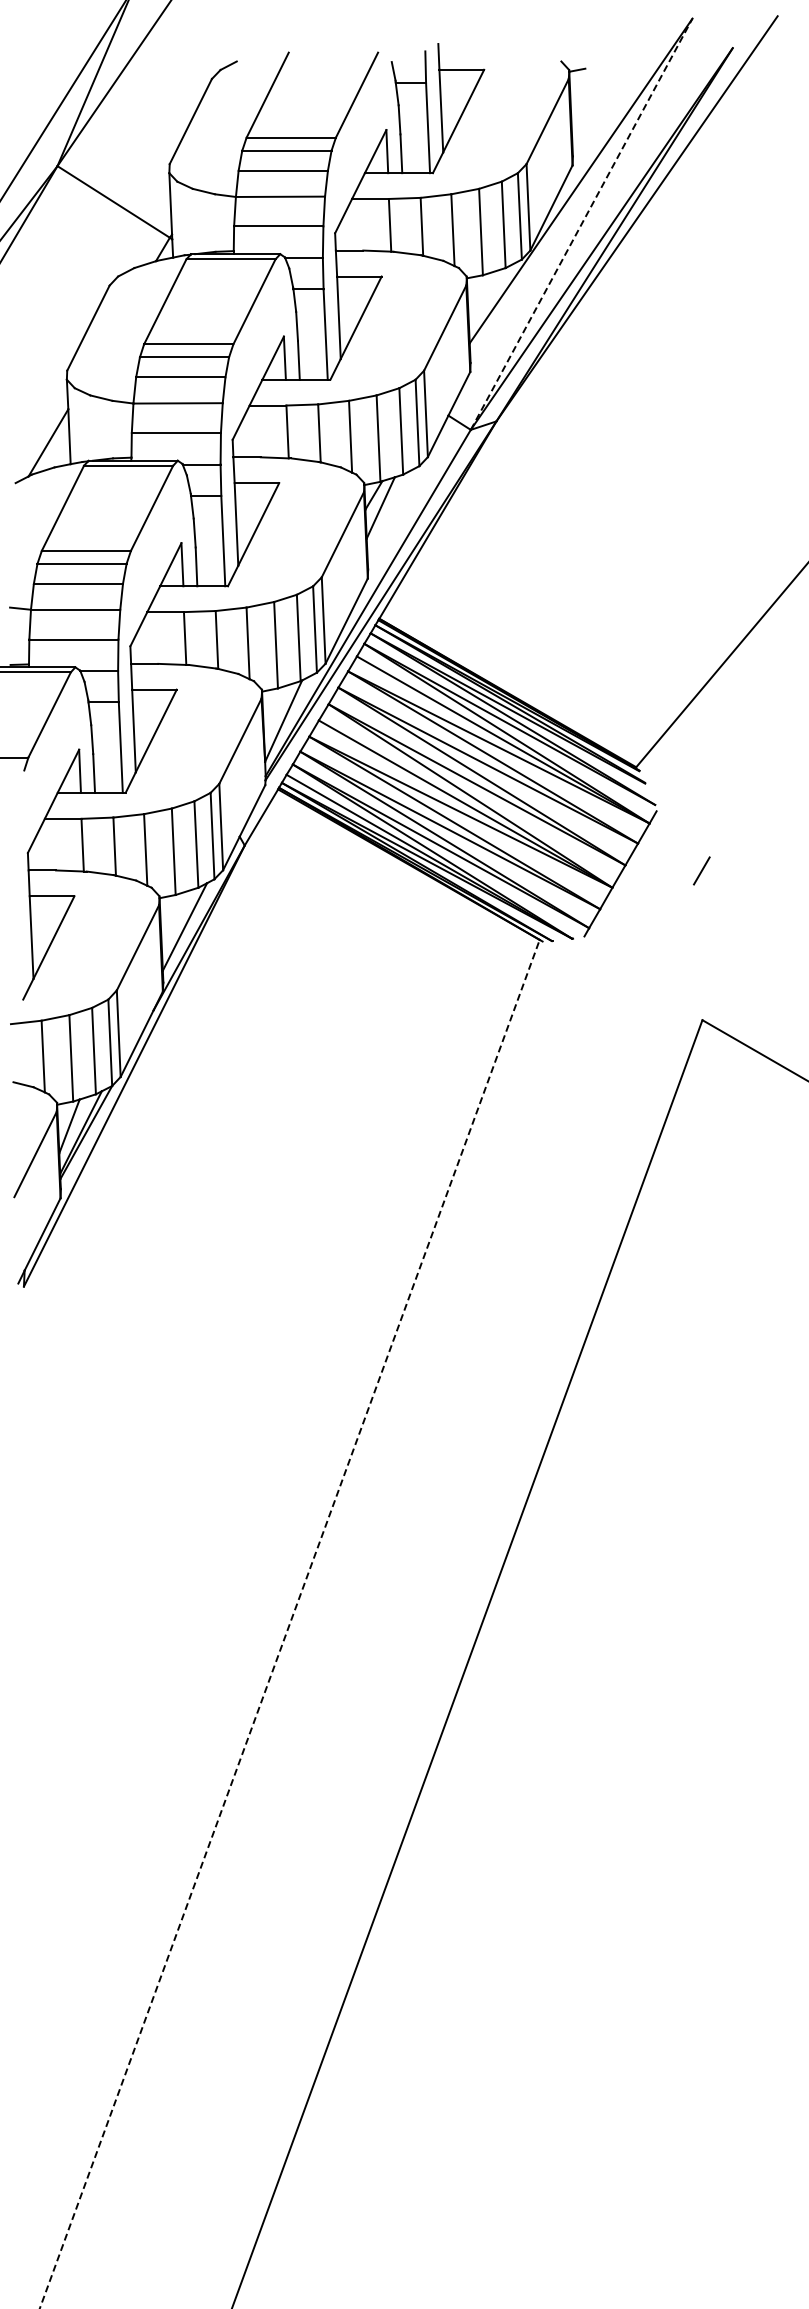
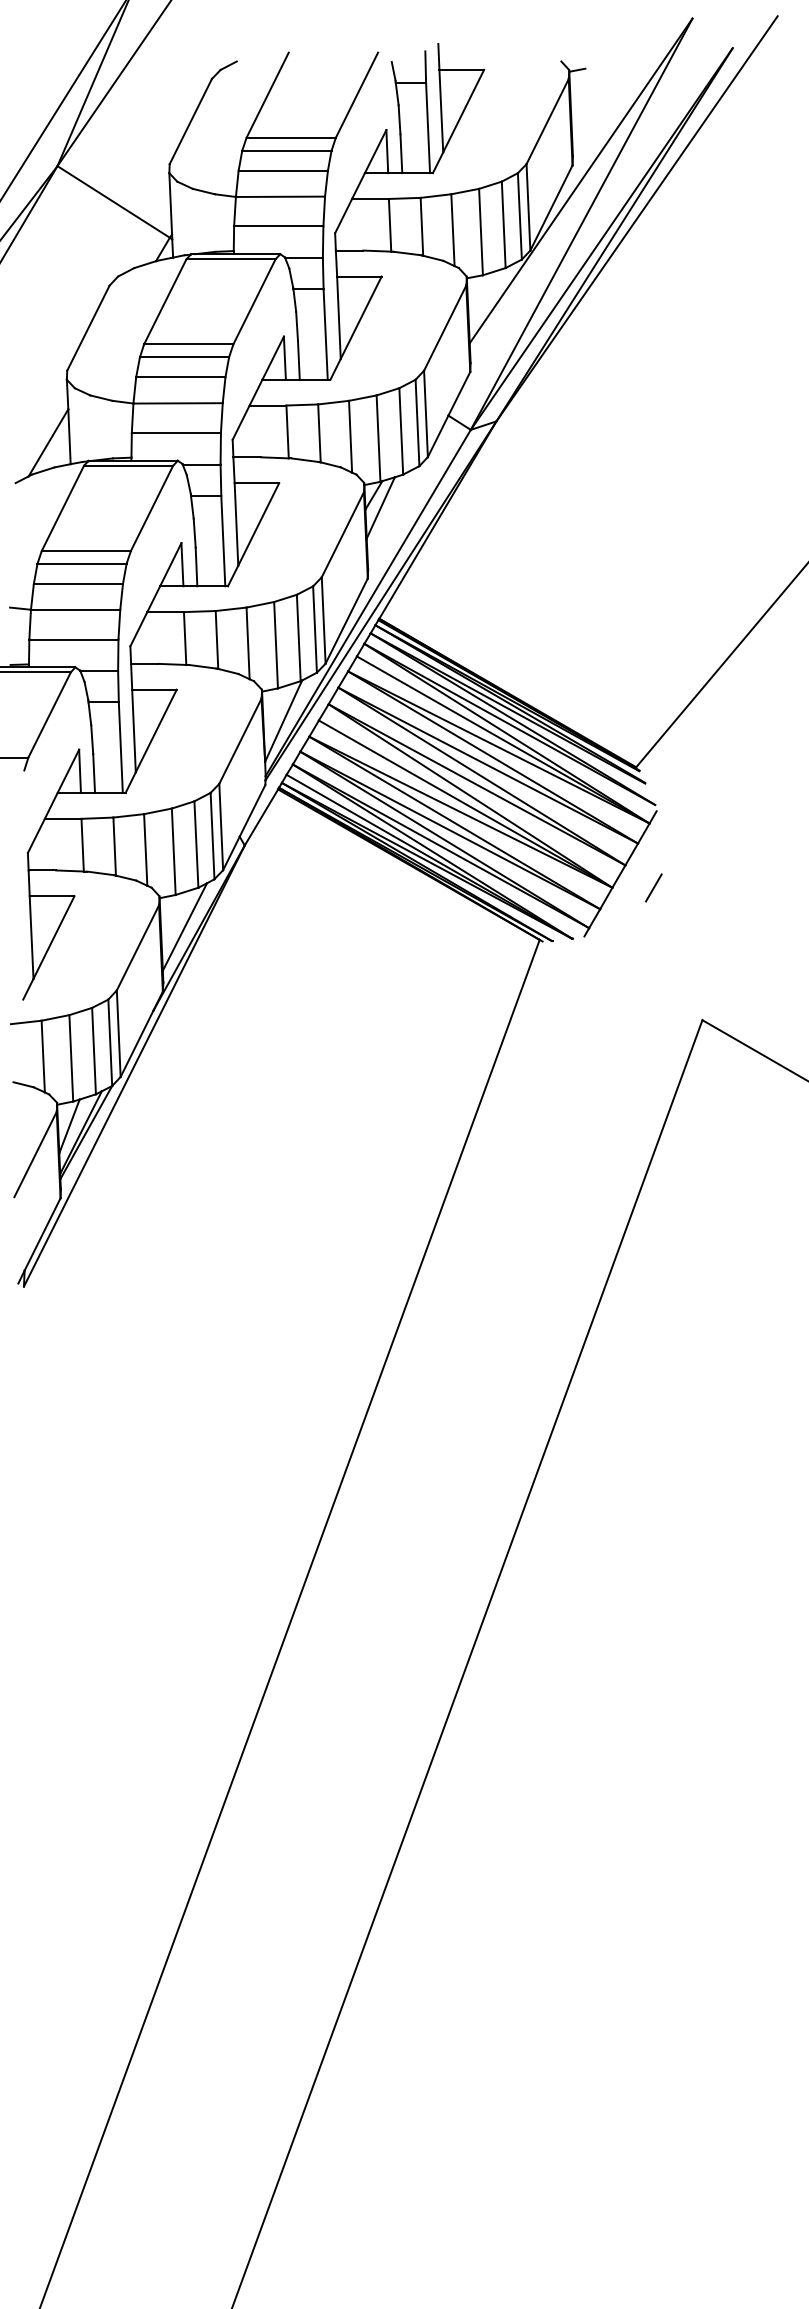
line: dashed -> solid (581, 224)
line position: (701, 870) -> (653, 887) (653, 887)
line: dashed -> solid (290, 1623)
